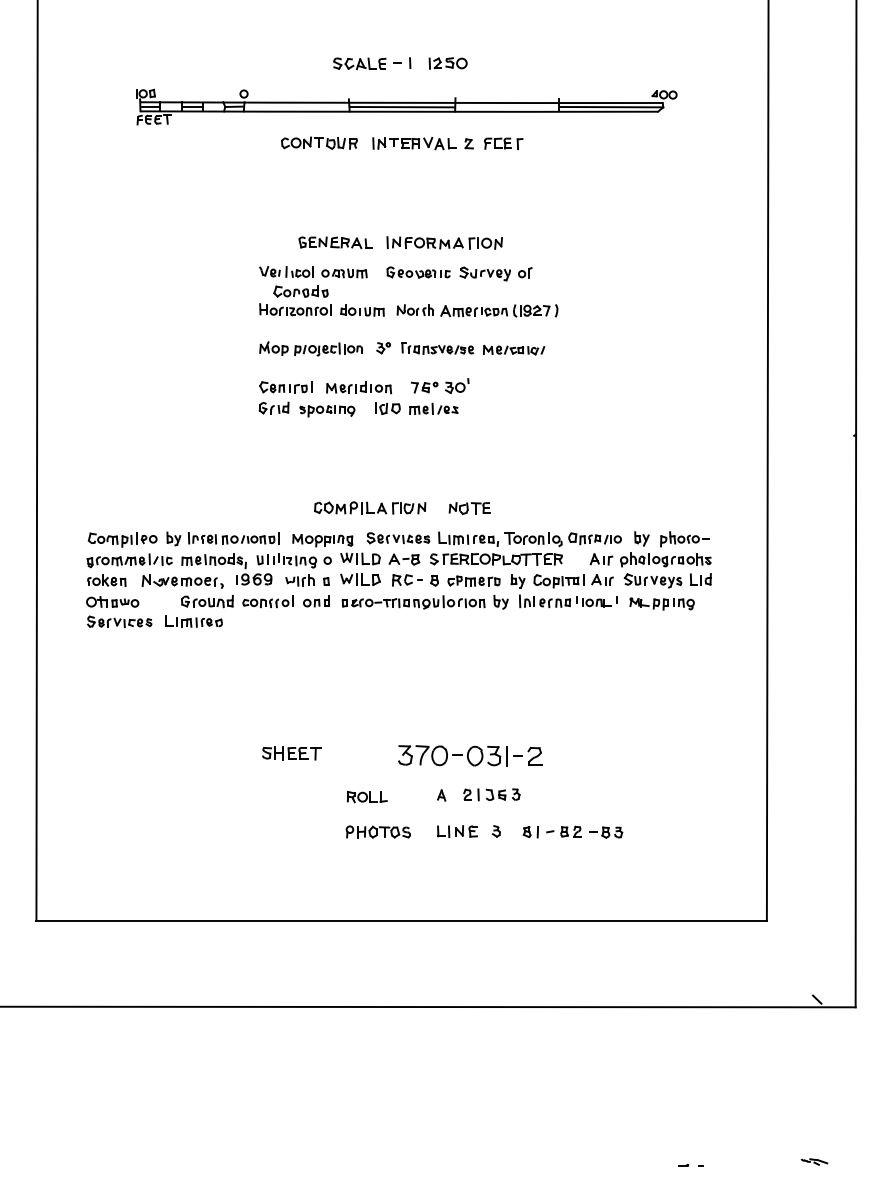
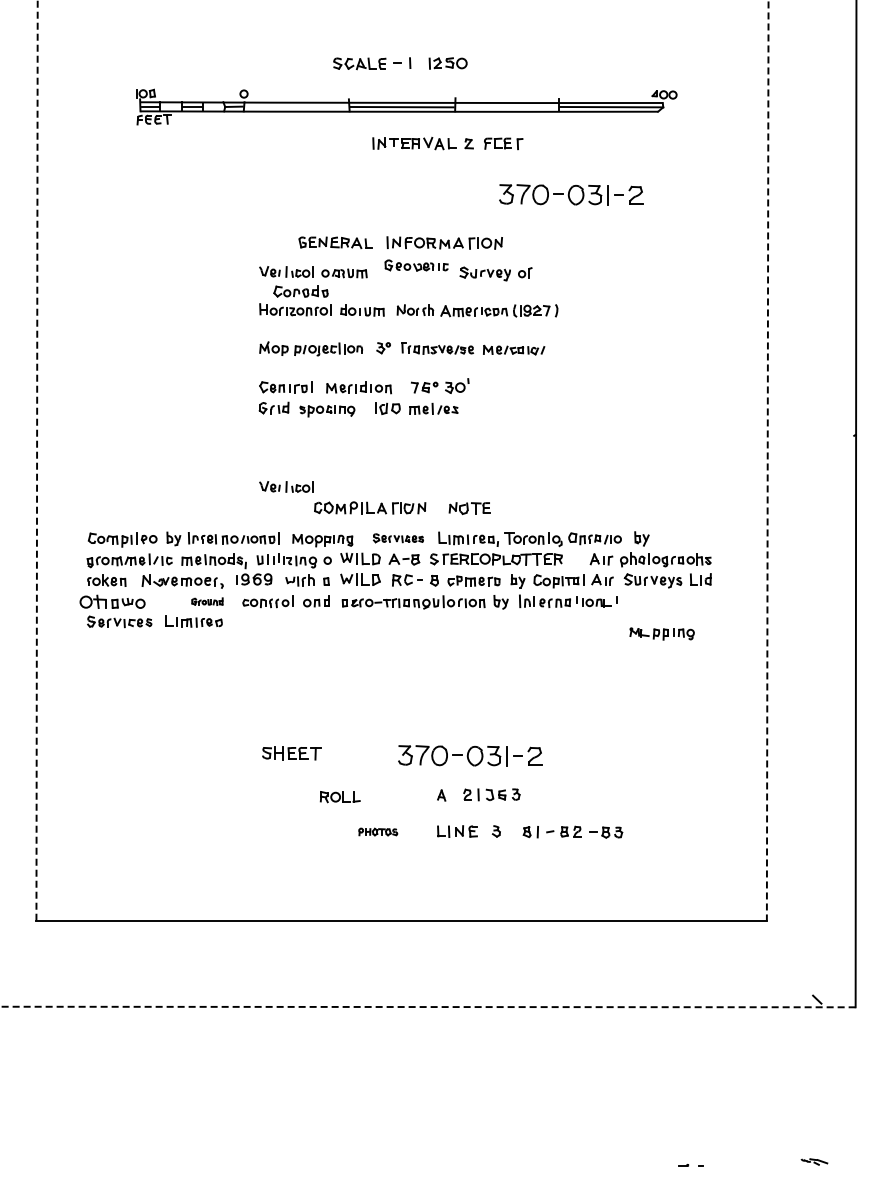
part: present -> none (319, 142)
part: none -> present (571, 194)
part position: (418, 272) -> (416, 265) (416, 265)
line: solid -> dashed (37, 460)
line: solid -> dashed (767, 460)
part: none -> present (286, 486)
part size: 65x13 px -> 52x11 px (397, 538)
part: present -> none (684, 539)
part size: 54x12 px -> 67x15 px (112, 601)
part size: 53x14 px -> 33x9 px (207, 601)
part position: (661, 603) -> (661, 633) (661, 633)
part position: (366, 797) -> (339, 797) (339, 797)
part size: 66x14 px -> 41x10 px (378, 831)
line: solid -> dashed (427, 1007)
